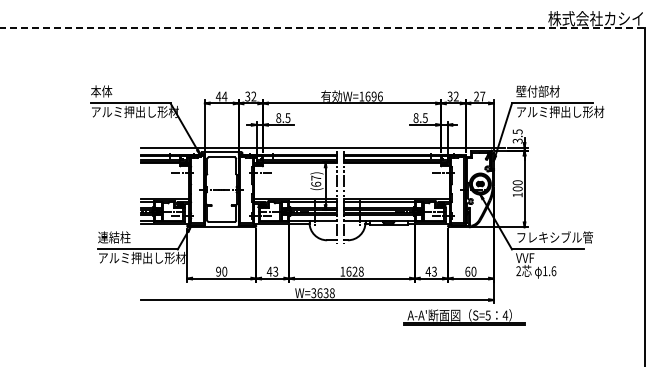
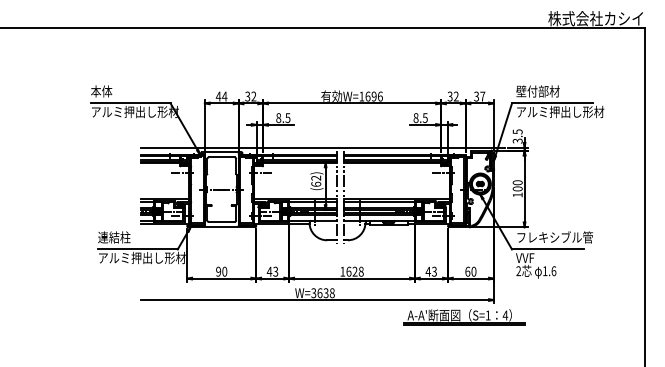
line: dashed -> solid (323, 28)
text: 27 -> 37 (476, 96)
text: (67) -> (62) (316, 177)
text: S=5 -> S=1 (487, 315)
